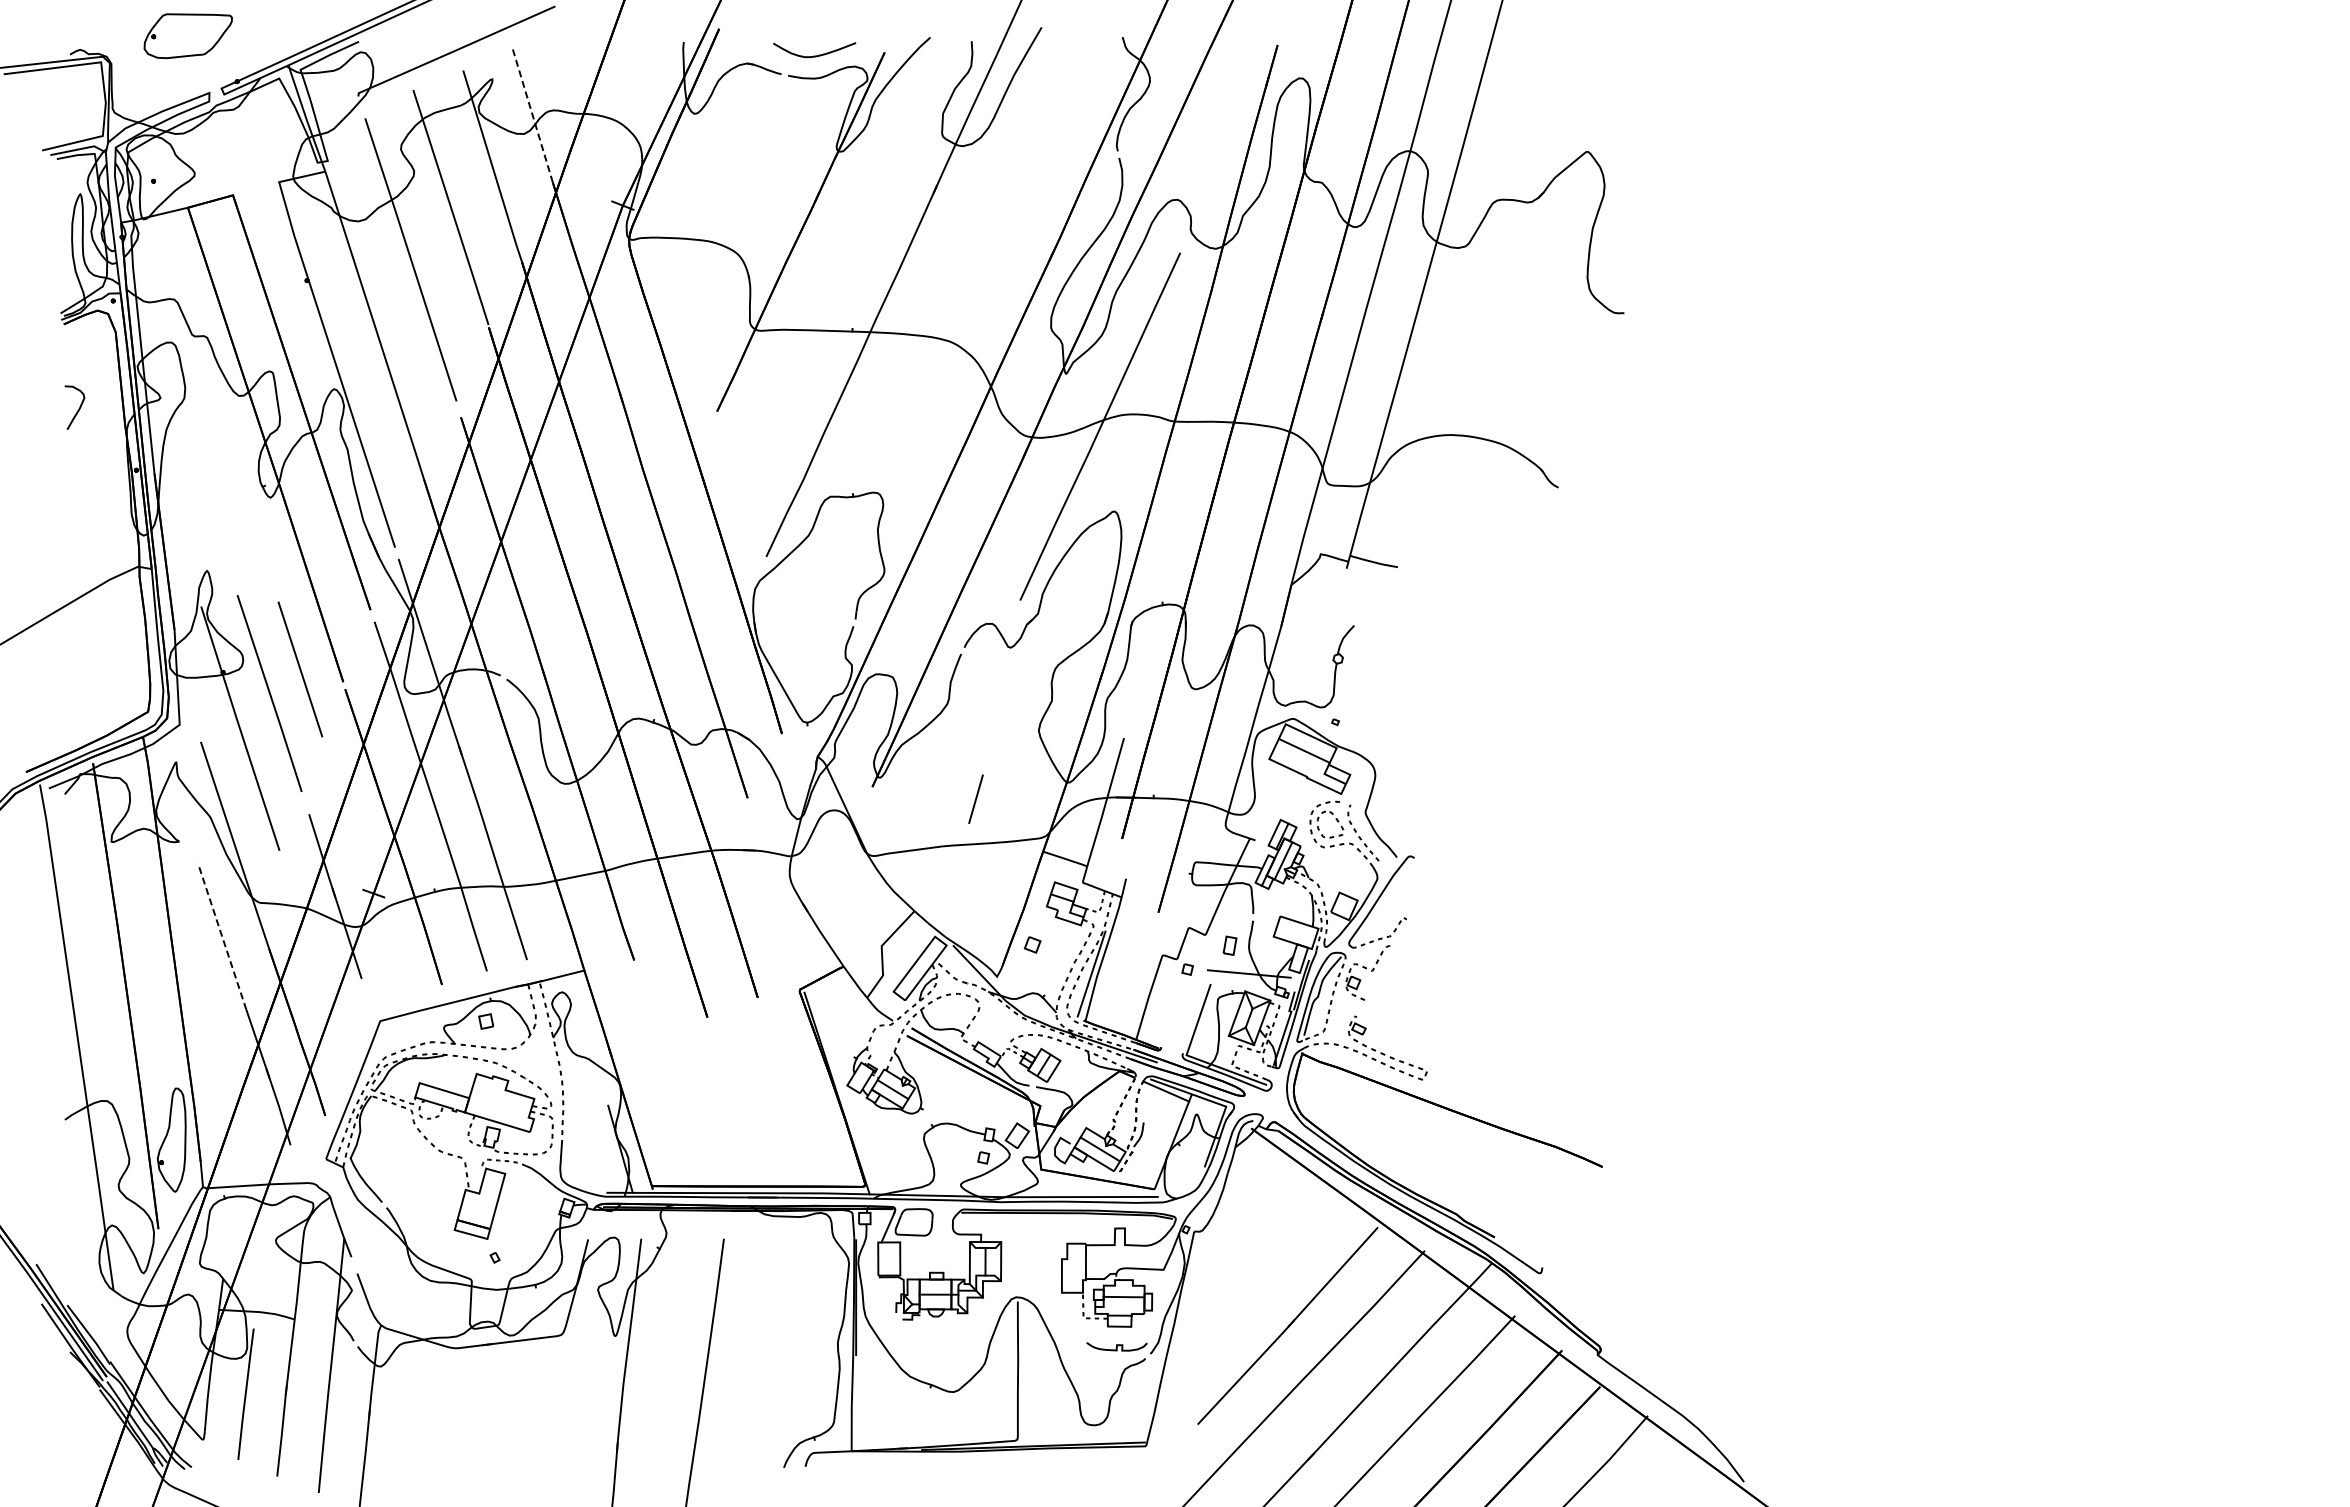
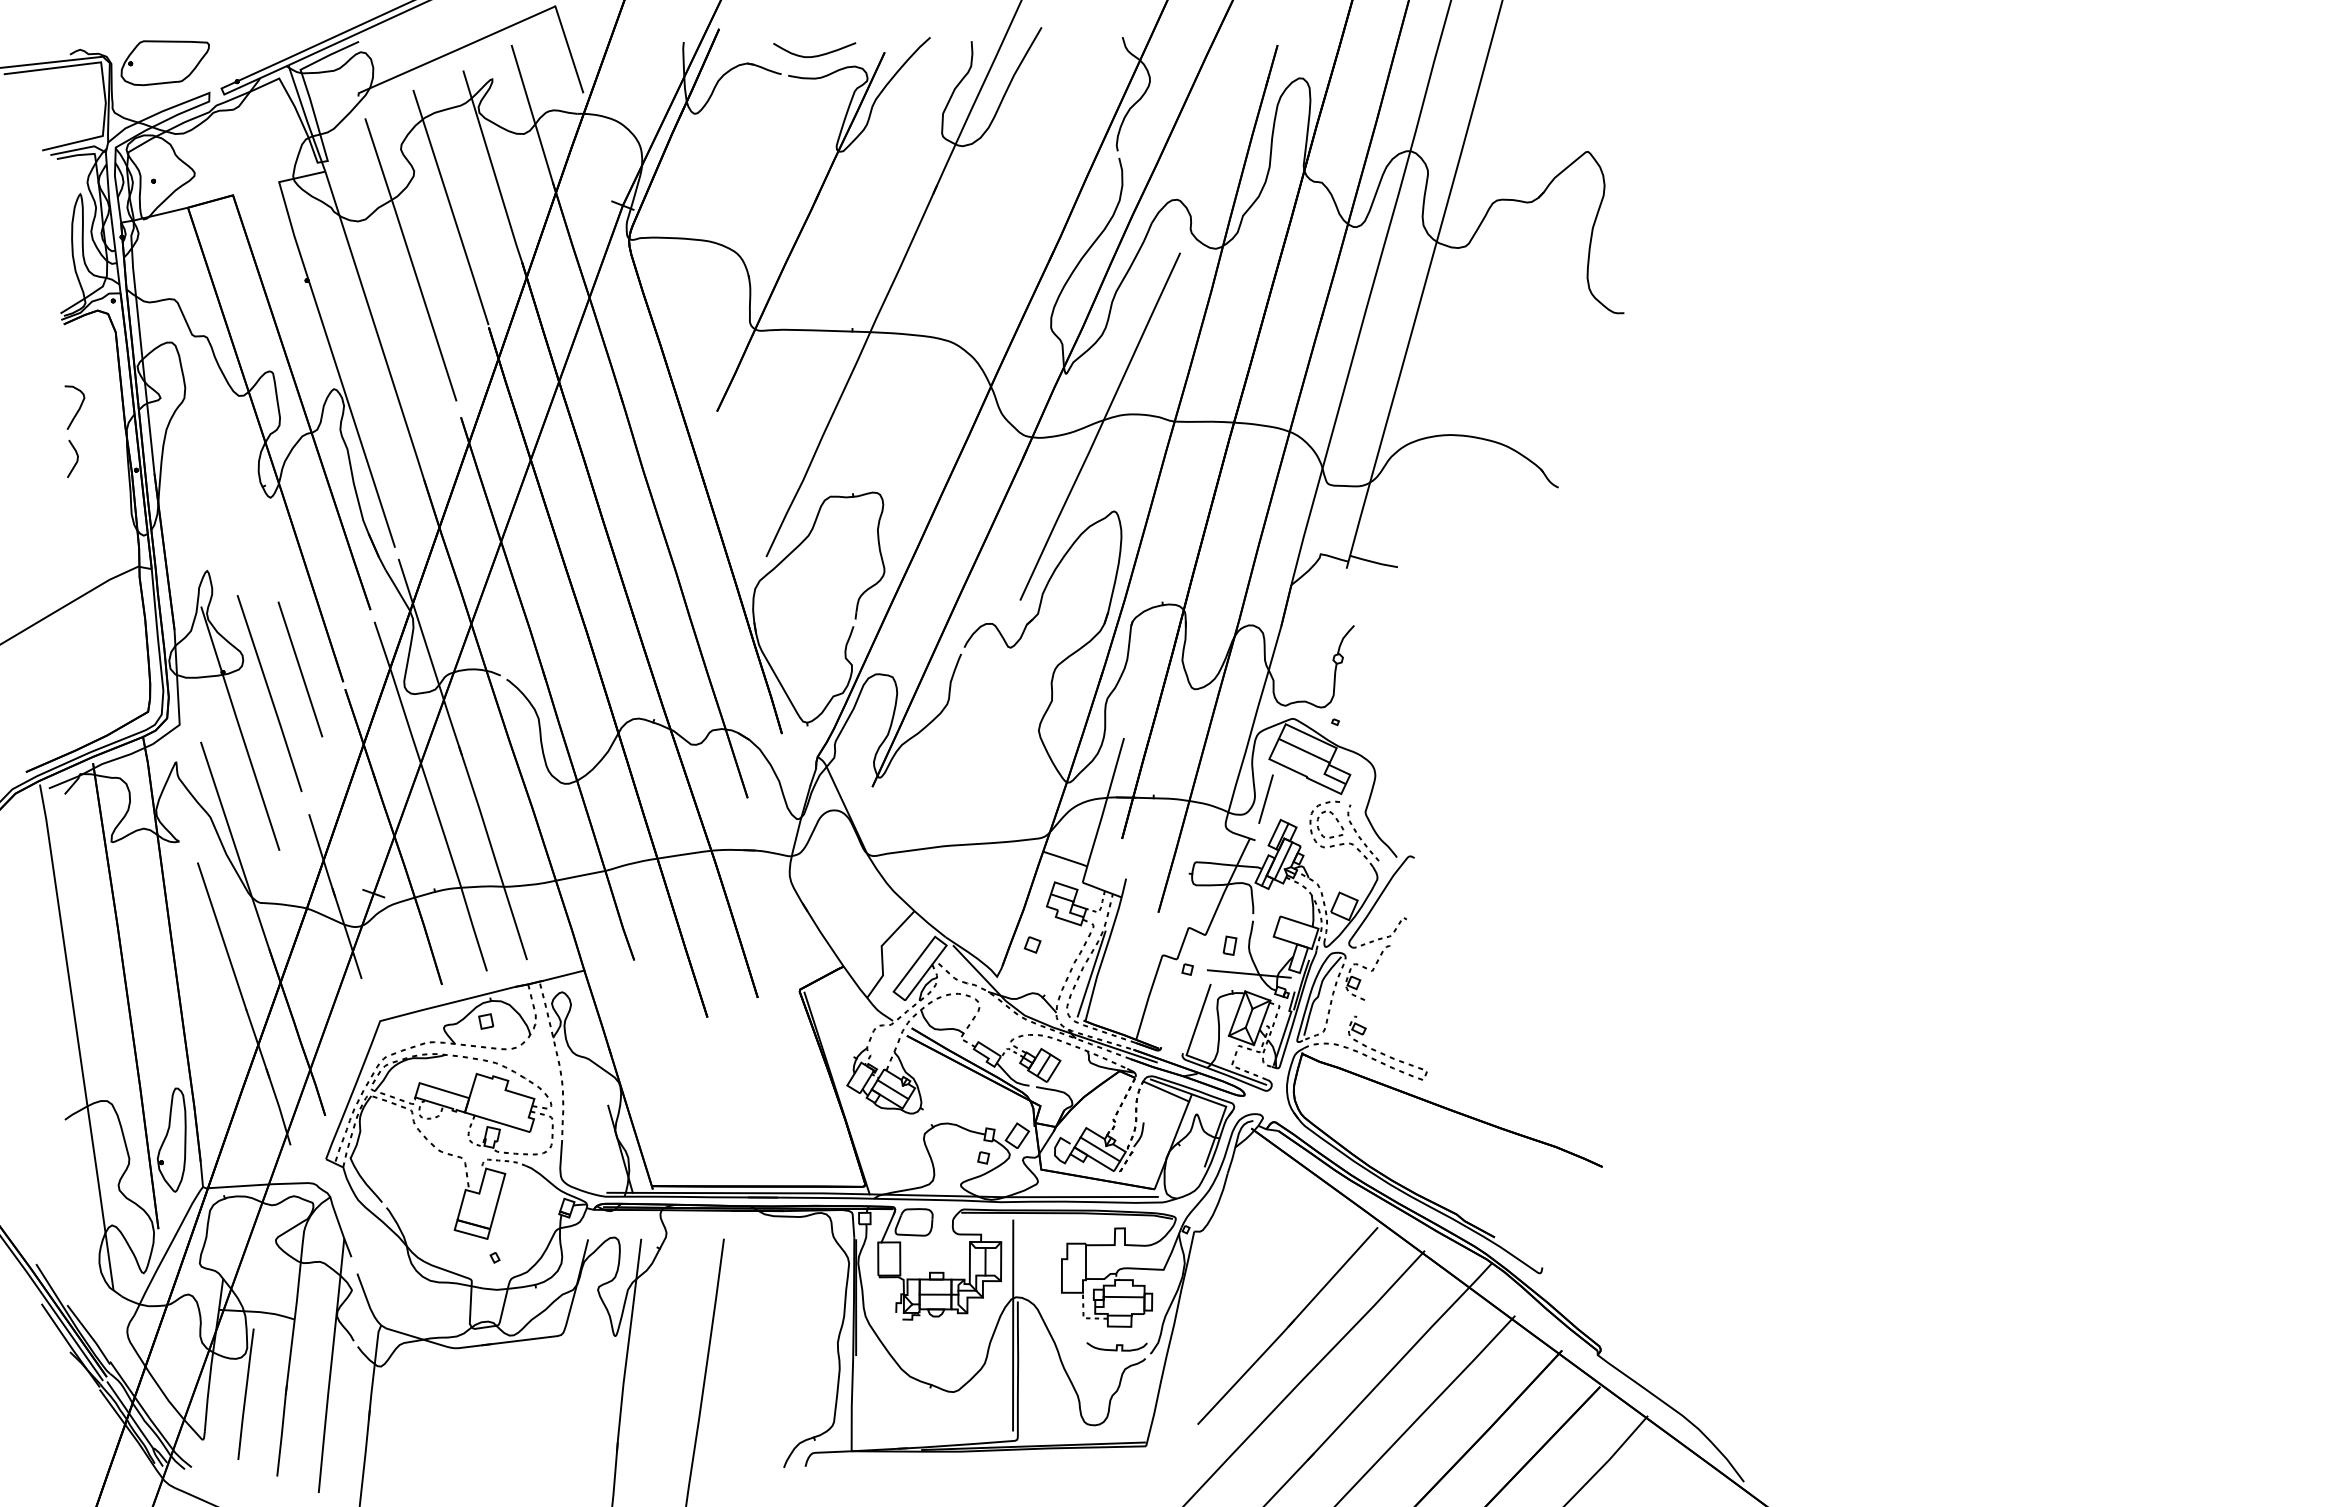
part position: (187, 36) -> (164, 63) (164, 63)
line: none -> present (569, 49)
line: dashed -> solid (532, 113)
curve: none -> present (76, 458)
line position: (975, 798) -> (1265, 798) (1265, 798)
line: dashed -> solid (222, 936)
line: none -> present (1013, 1325)
